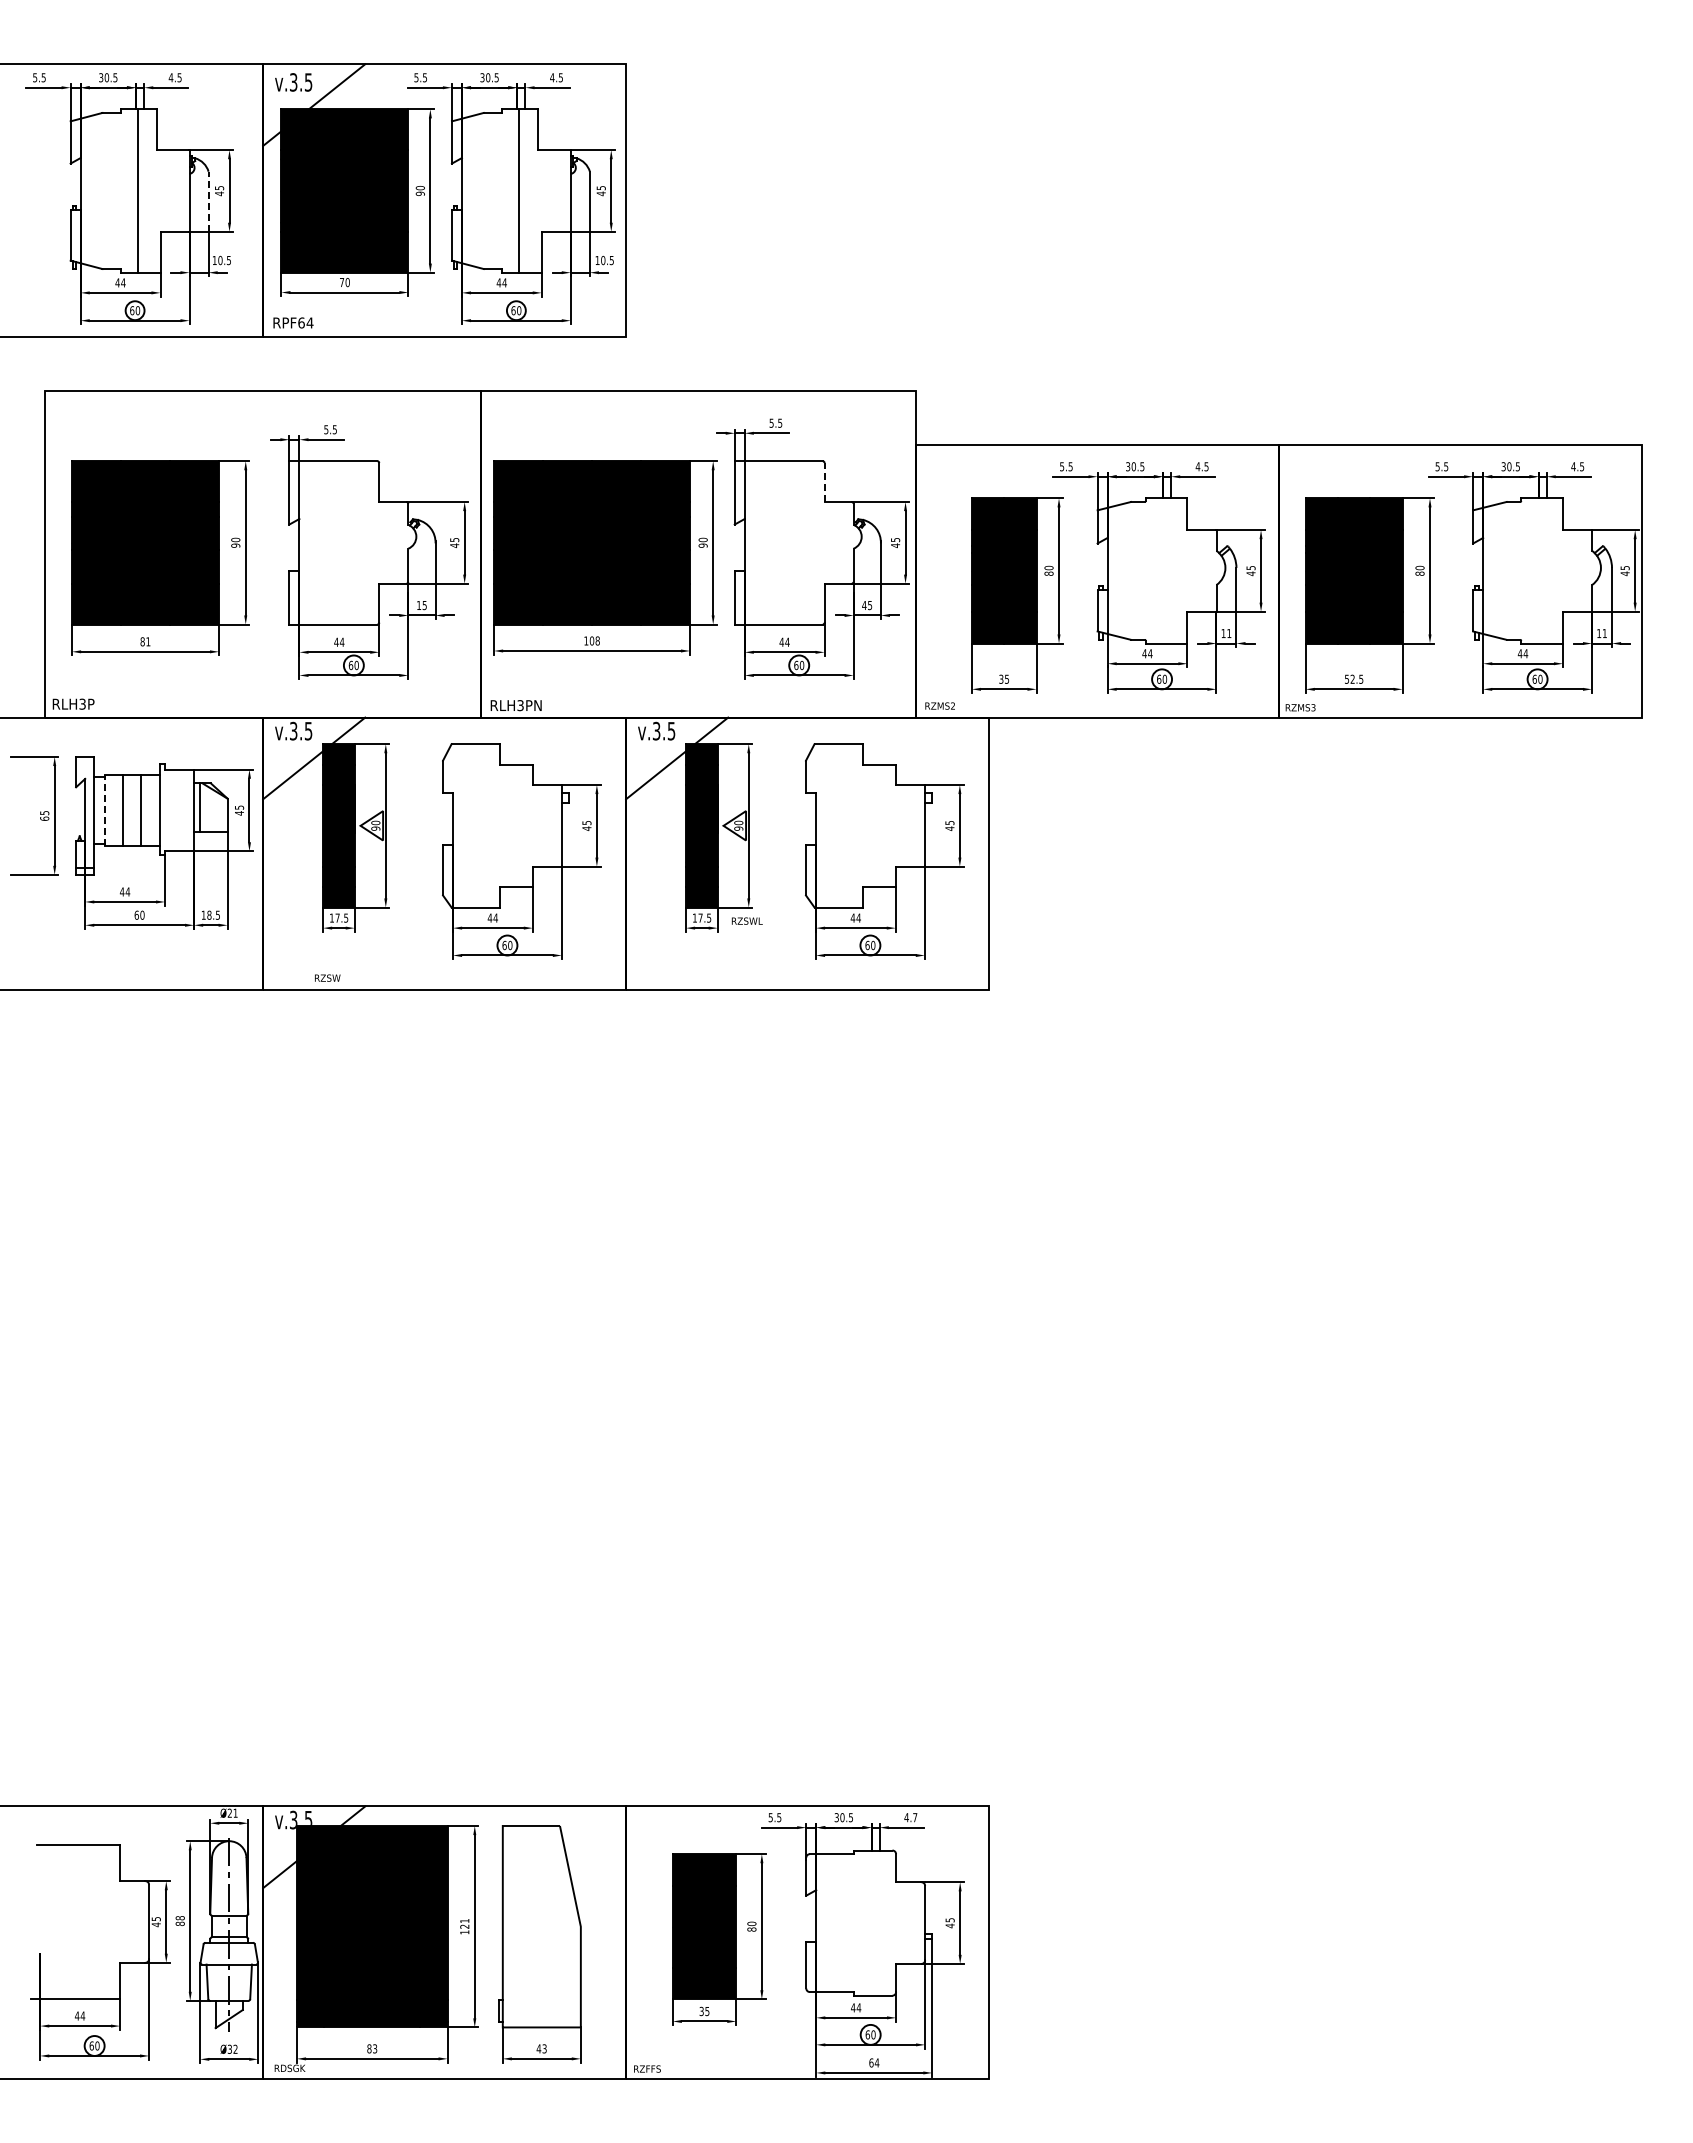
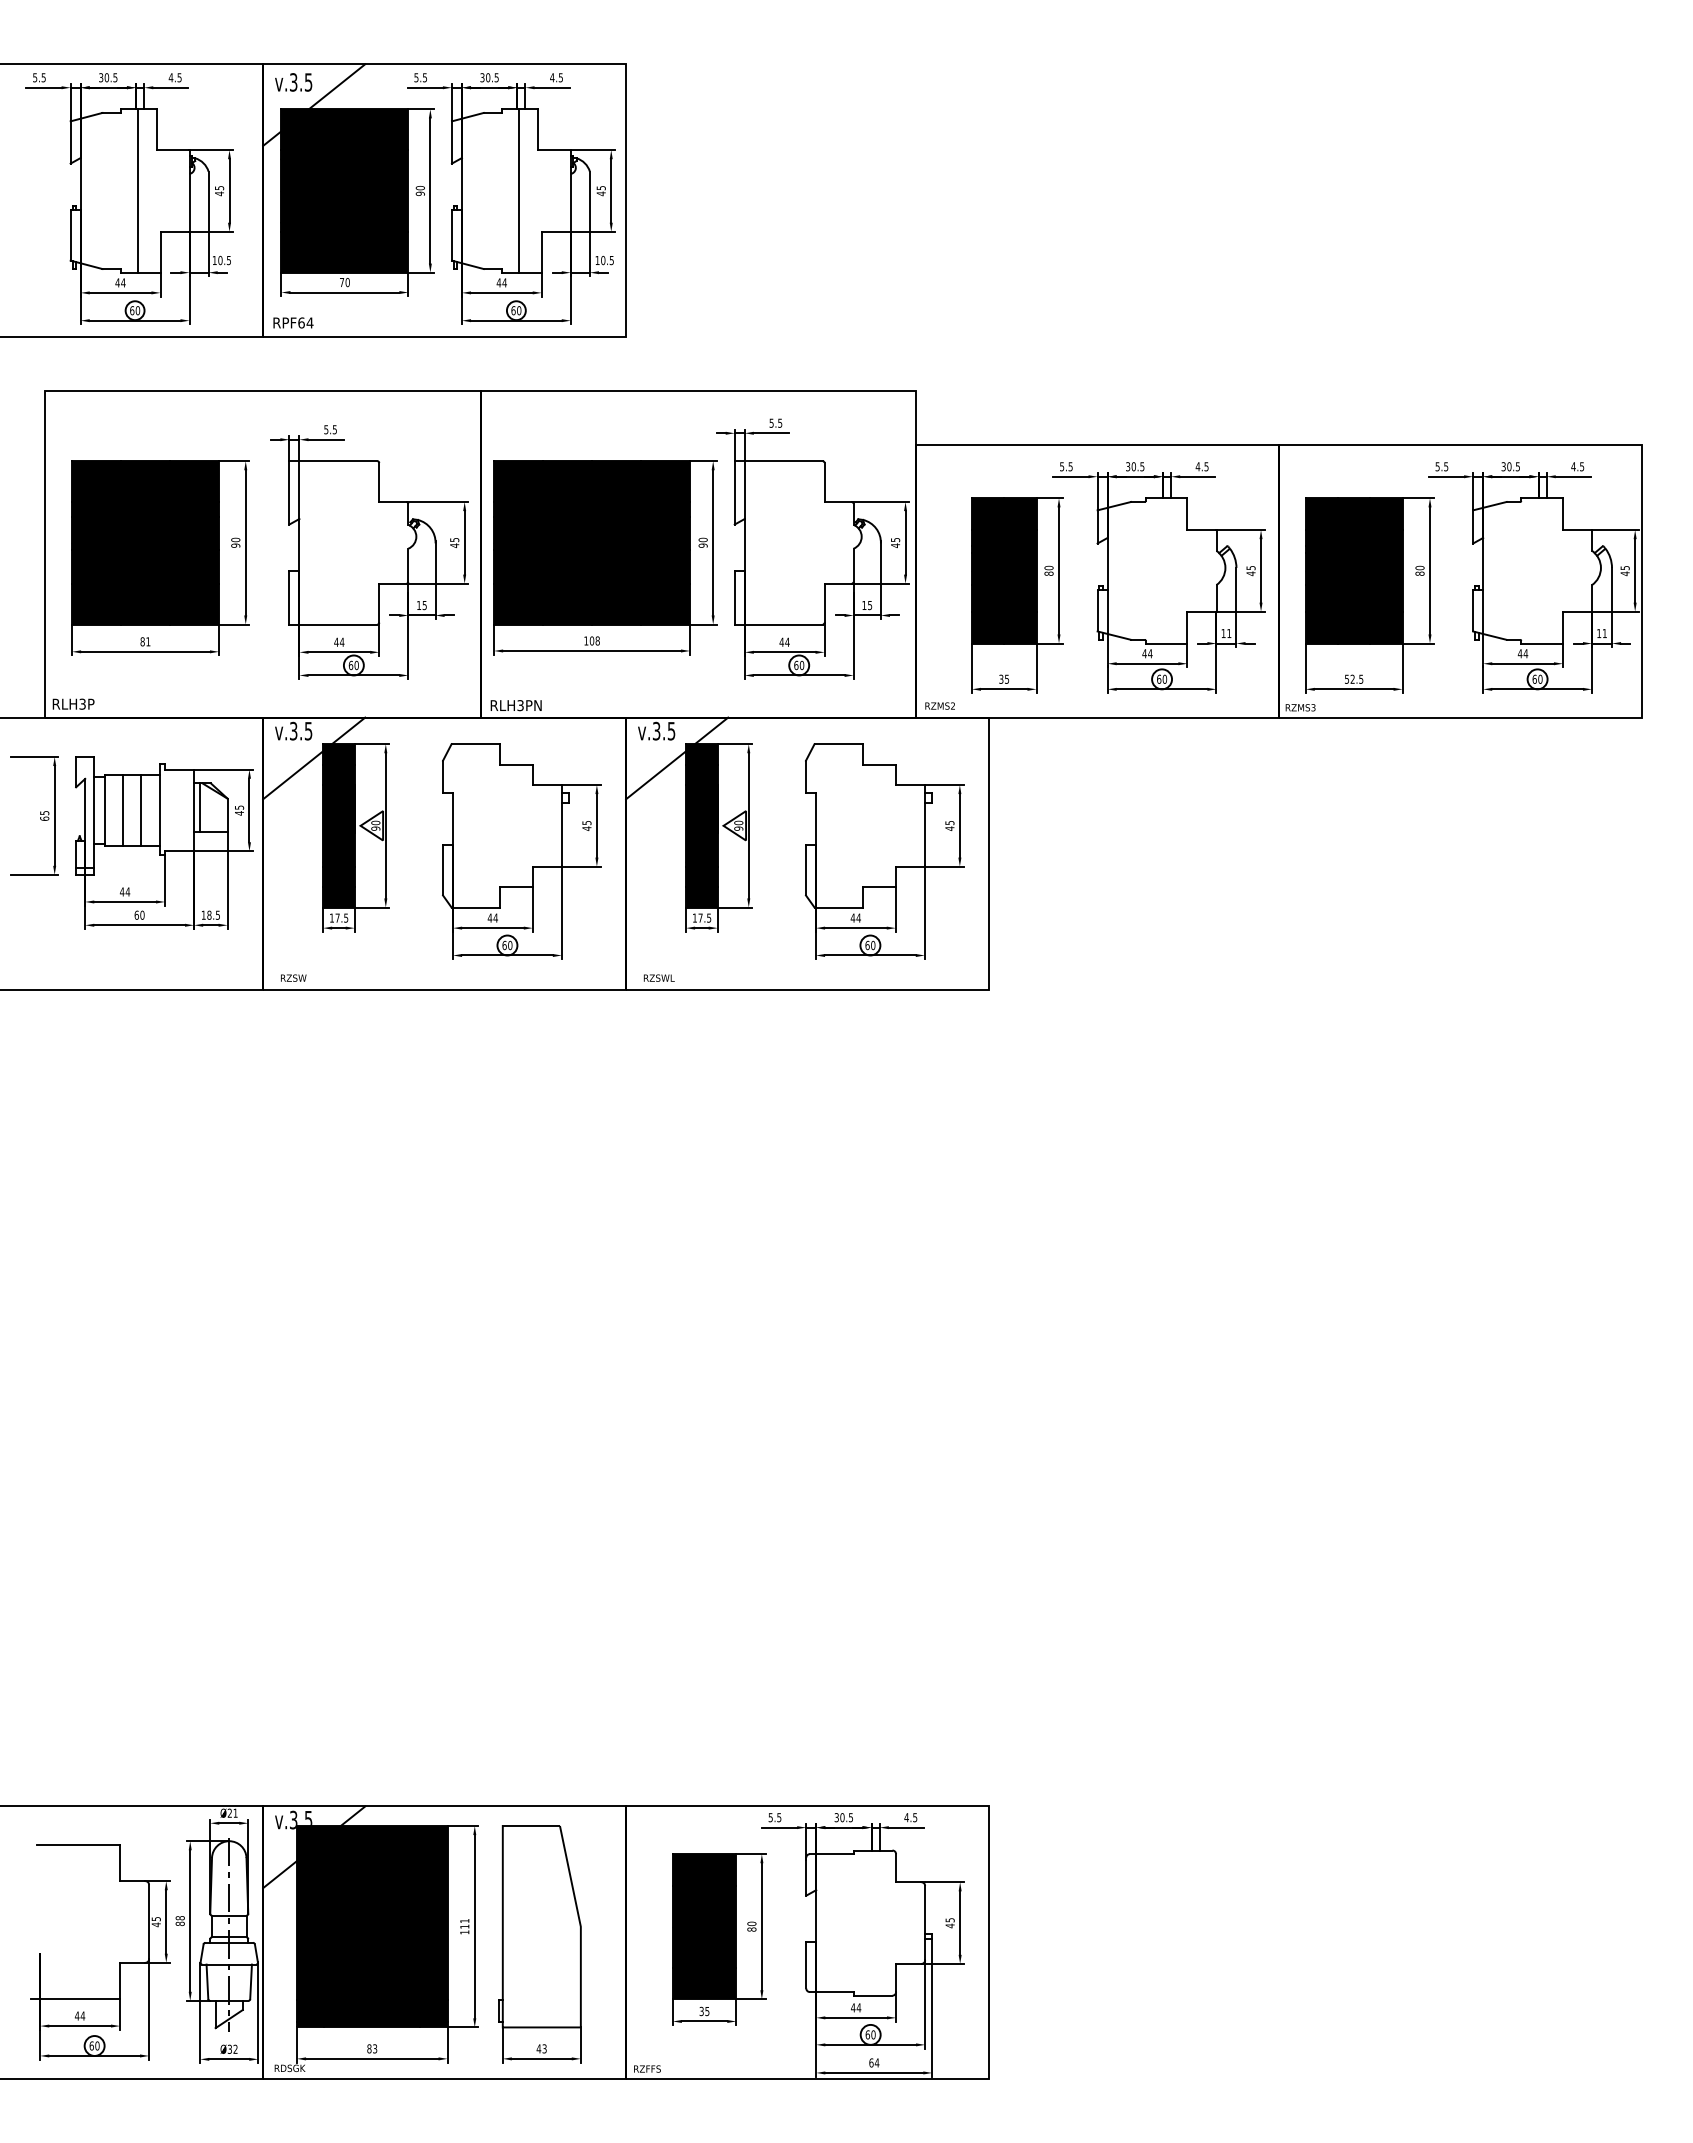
line: dashed -> solid (208, 201)
line: dashed -> solid (824, 482)
text: 45 -> 15 (864, 605)
line: dashed -> solid (105, 810)
text position: (746, 920) -> (658, 977) (658, 977)
text position: (327, 977) -> (293, 977) (293, 977)
text: 4.7 -> 4.5 (915, 1817)
text: 121 -> 111 (464, 1926)
